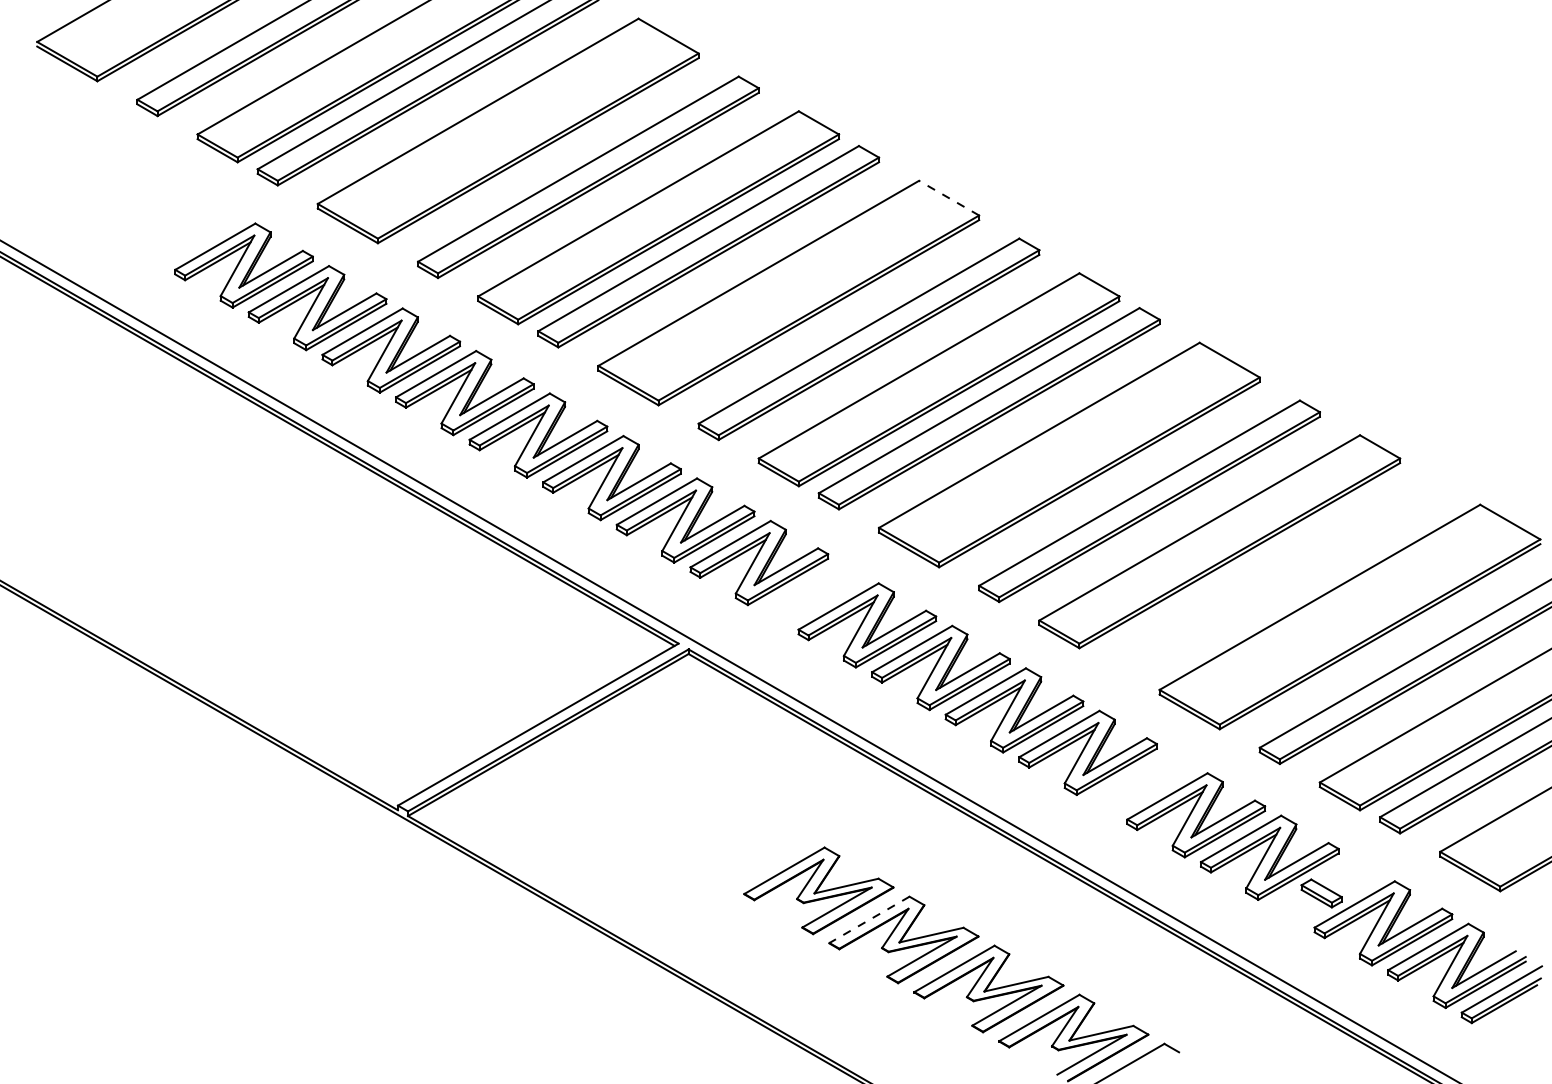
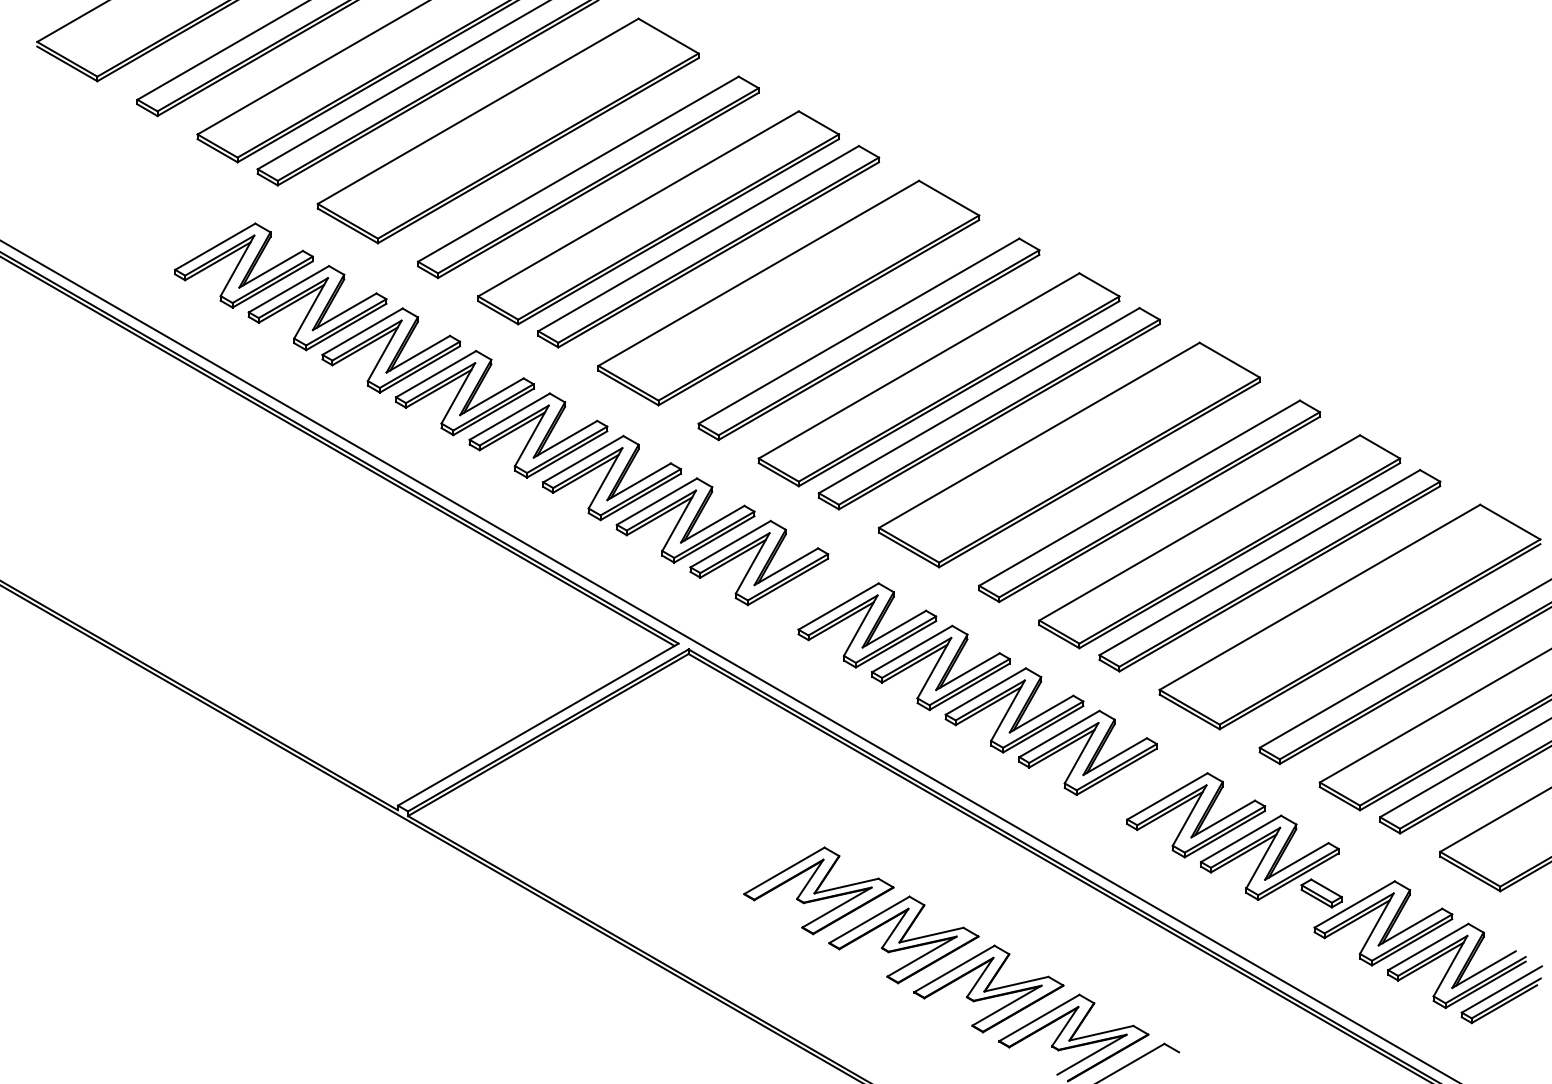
line: dashed -> solid (949, 198)
part: none -> present (1269, 570)
line: dashed -> solid (869, 920)
